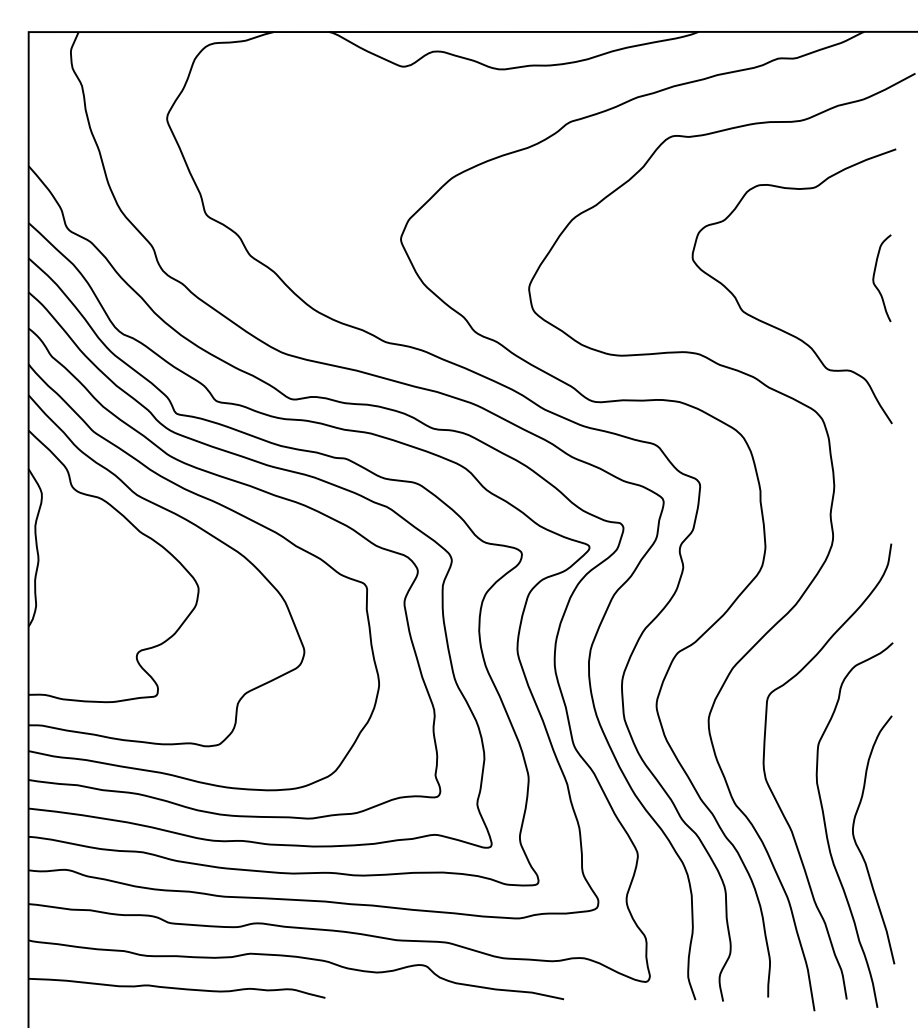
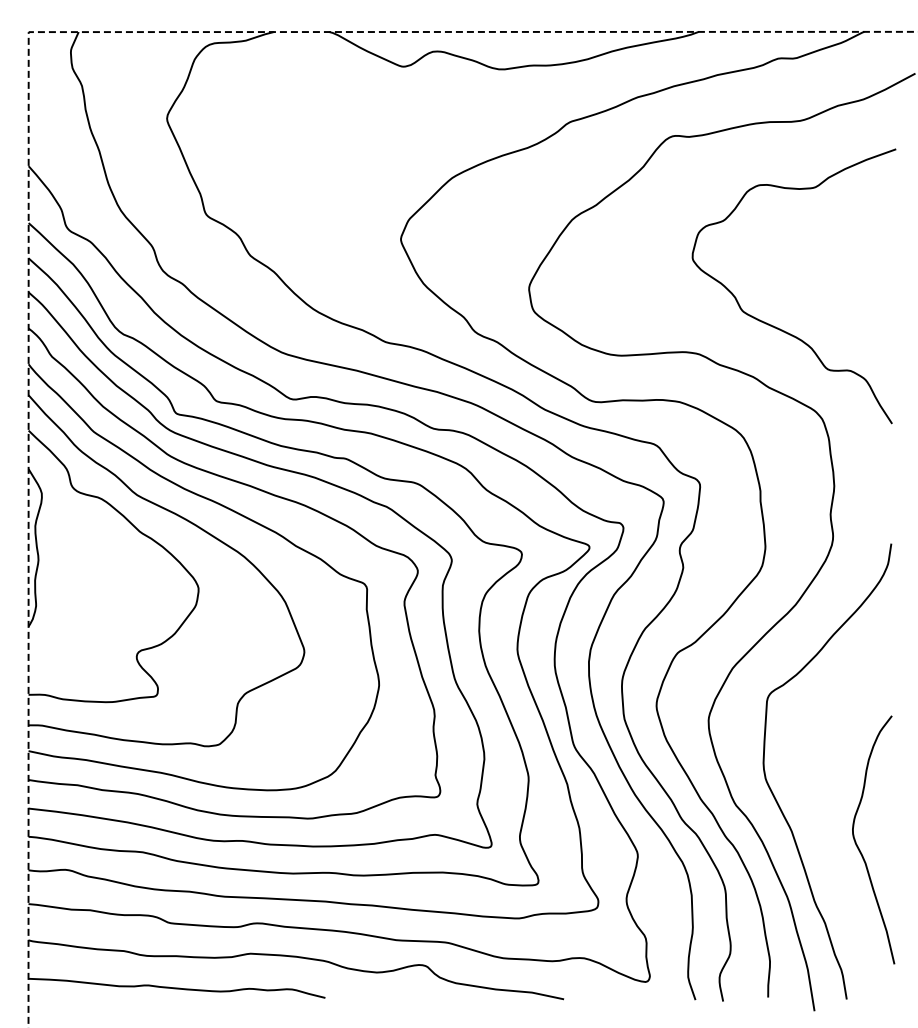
line: solid -> dashed (28, 84)
curve: present -> none (874, 278)
curve: present -> none (826, 826)
